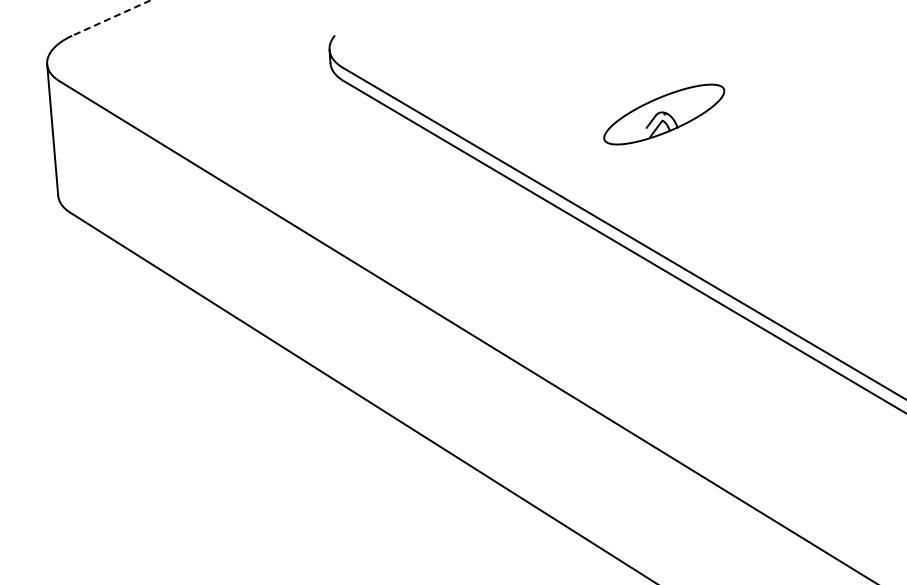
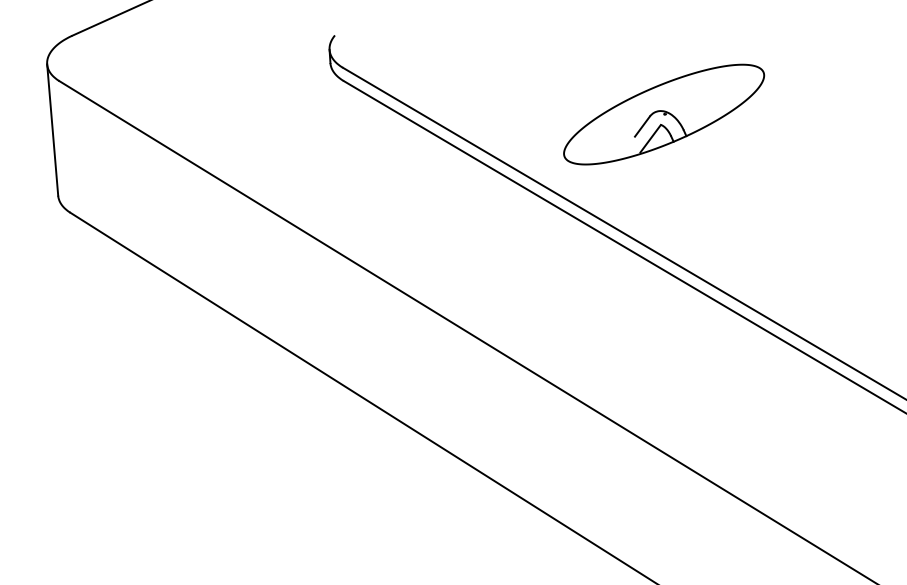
line: dashed -> solid (111, 18)
part size: 123x63 px -> 203x103 px (664, 114)
